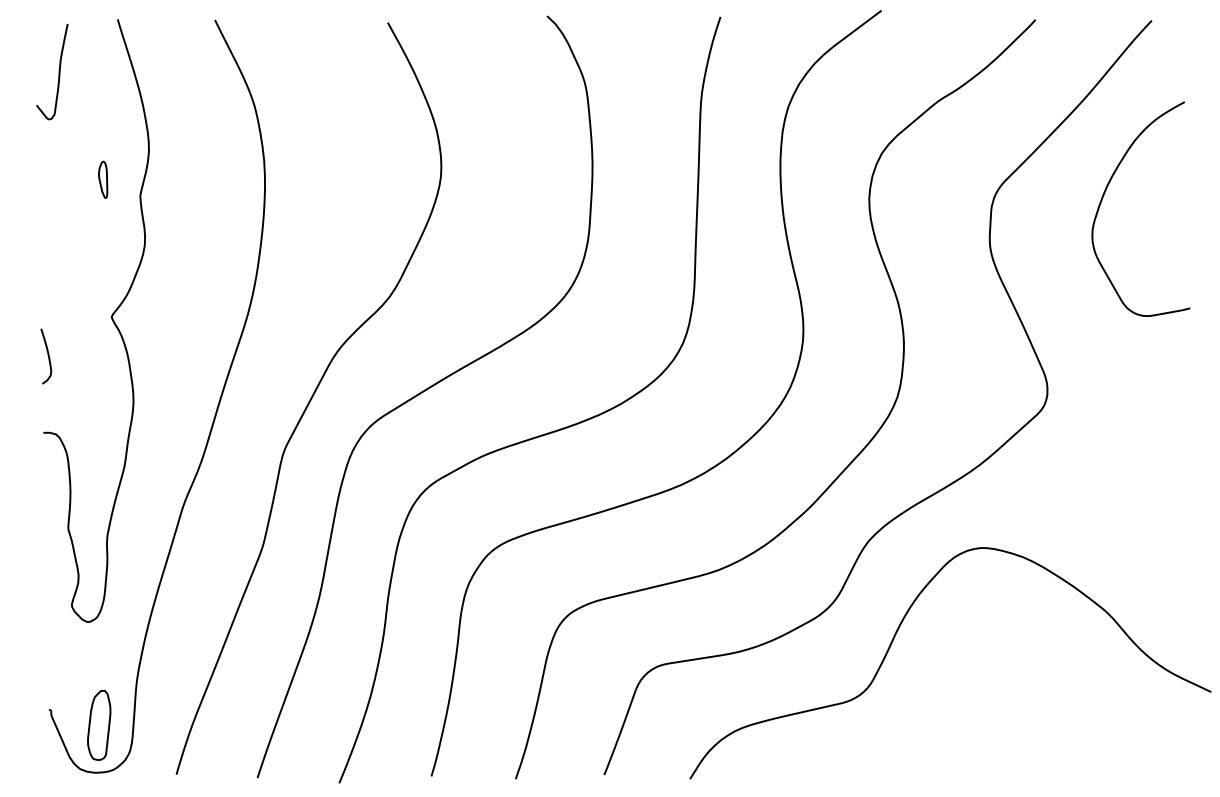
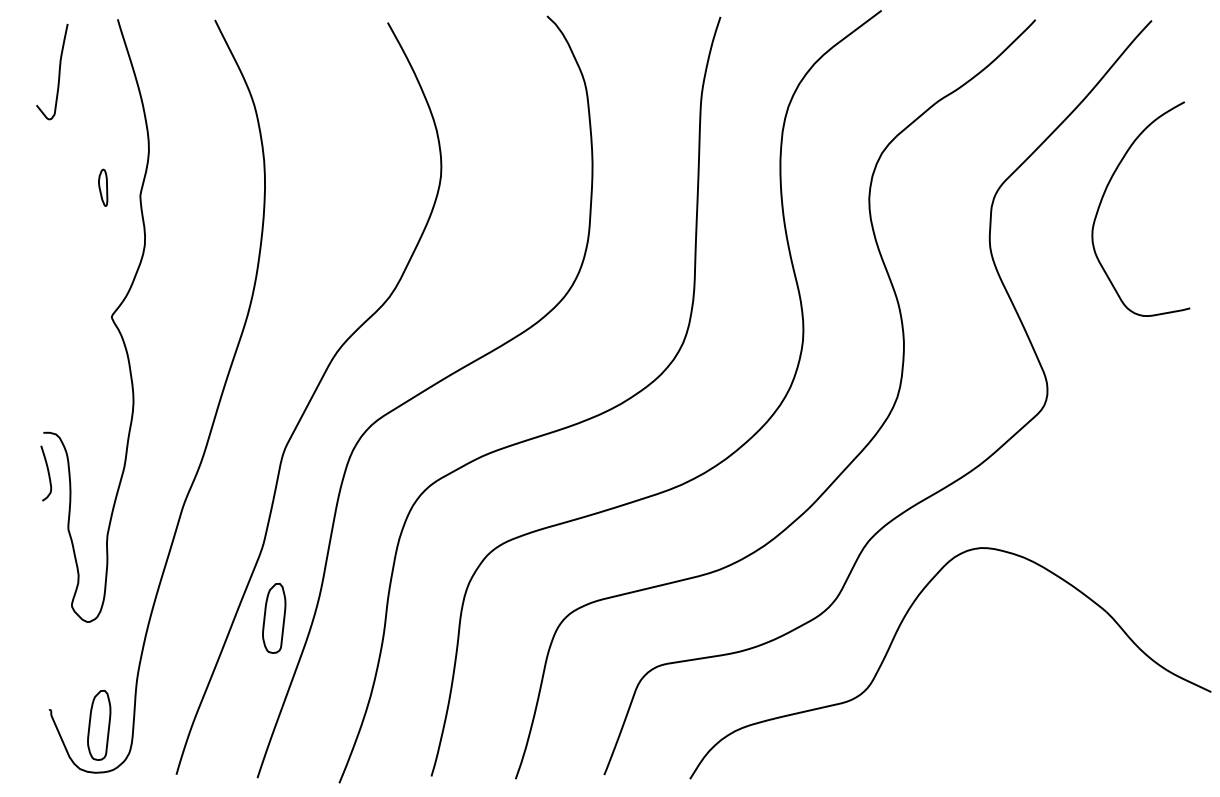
part position: (103, 179) -> (103, 187) (103, 187)
curve position: (47, 355) -> (47, 472) (47, 472)
part: none -> present (274, 618)
